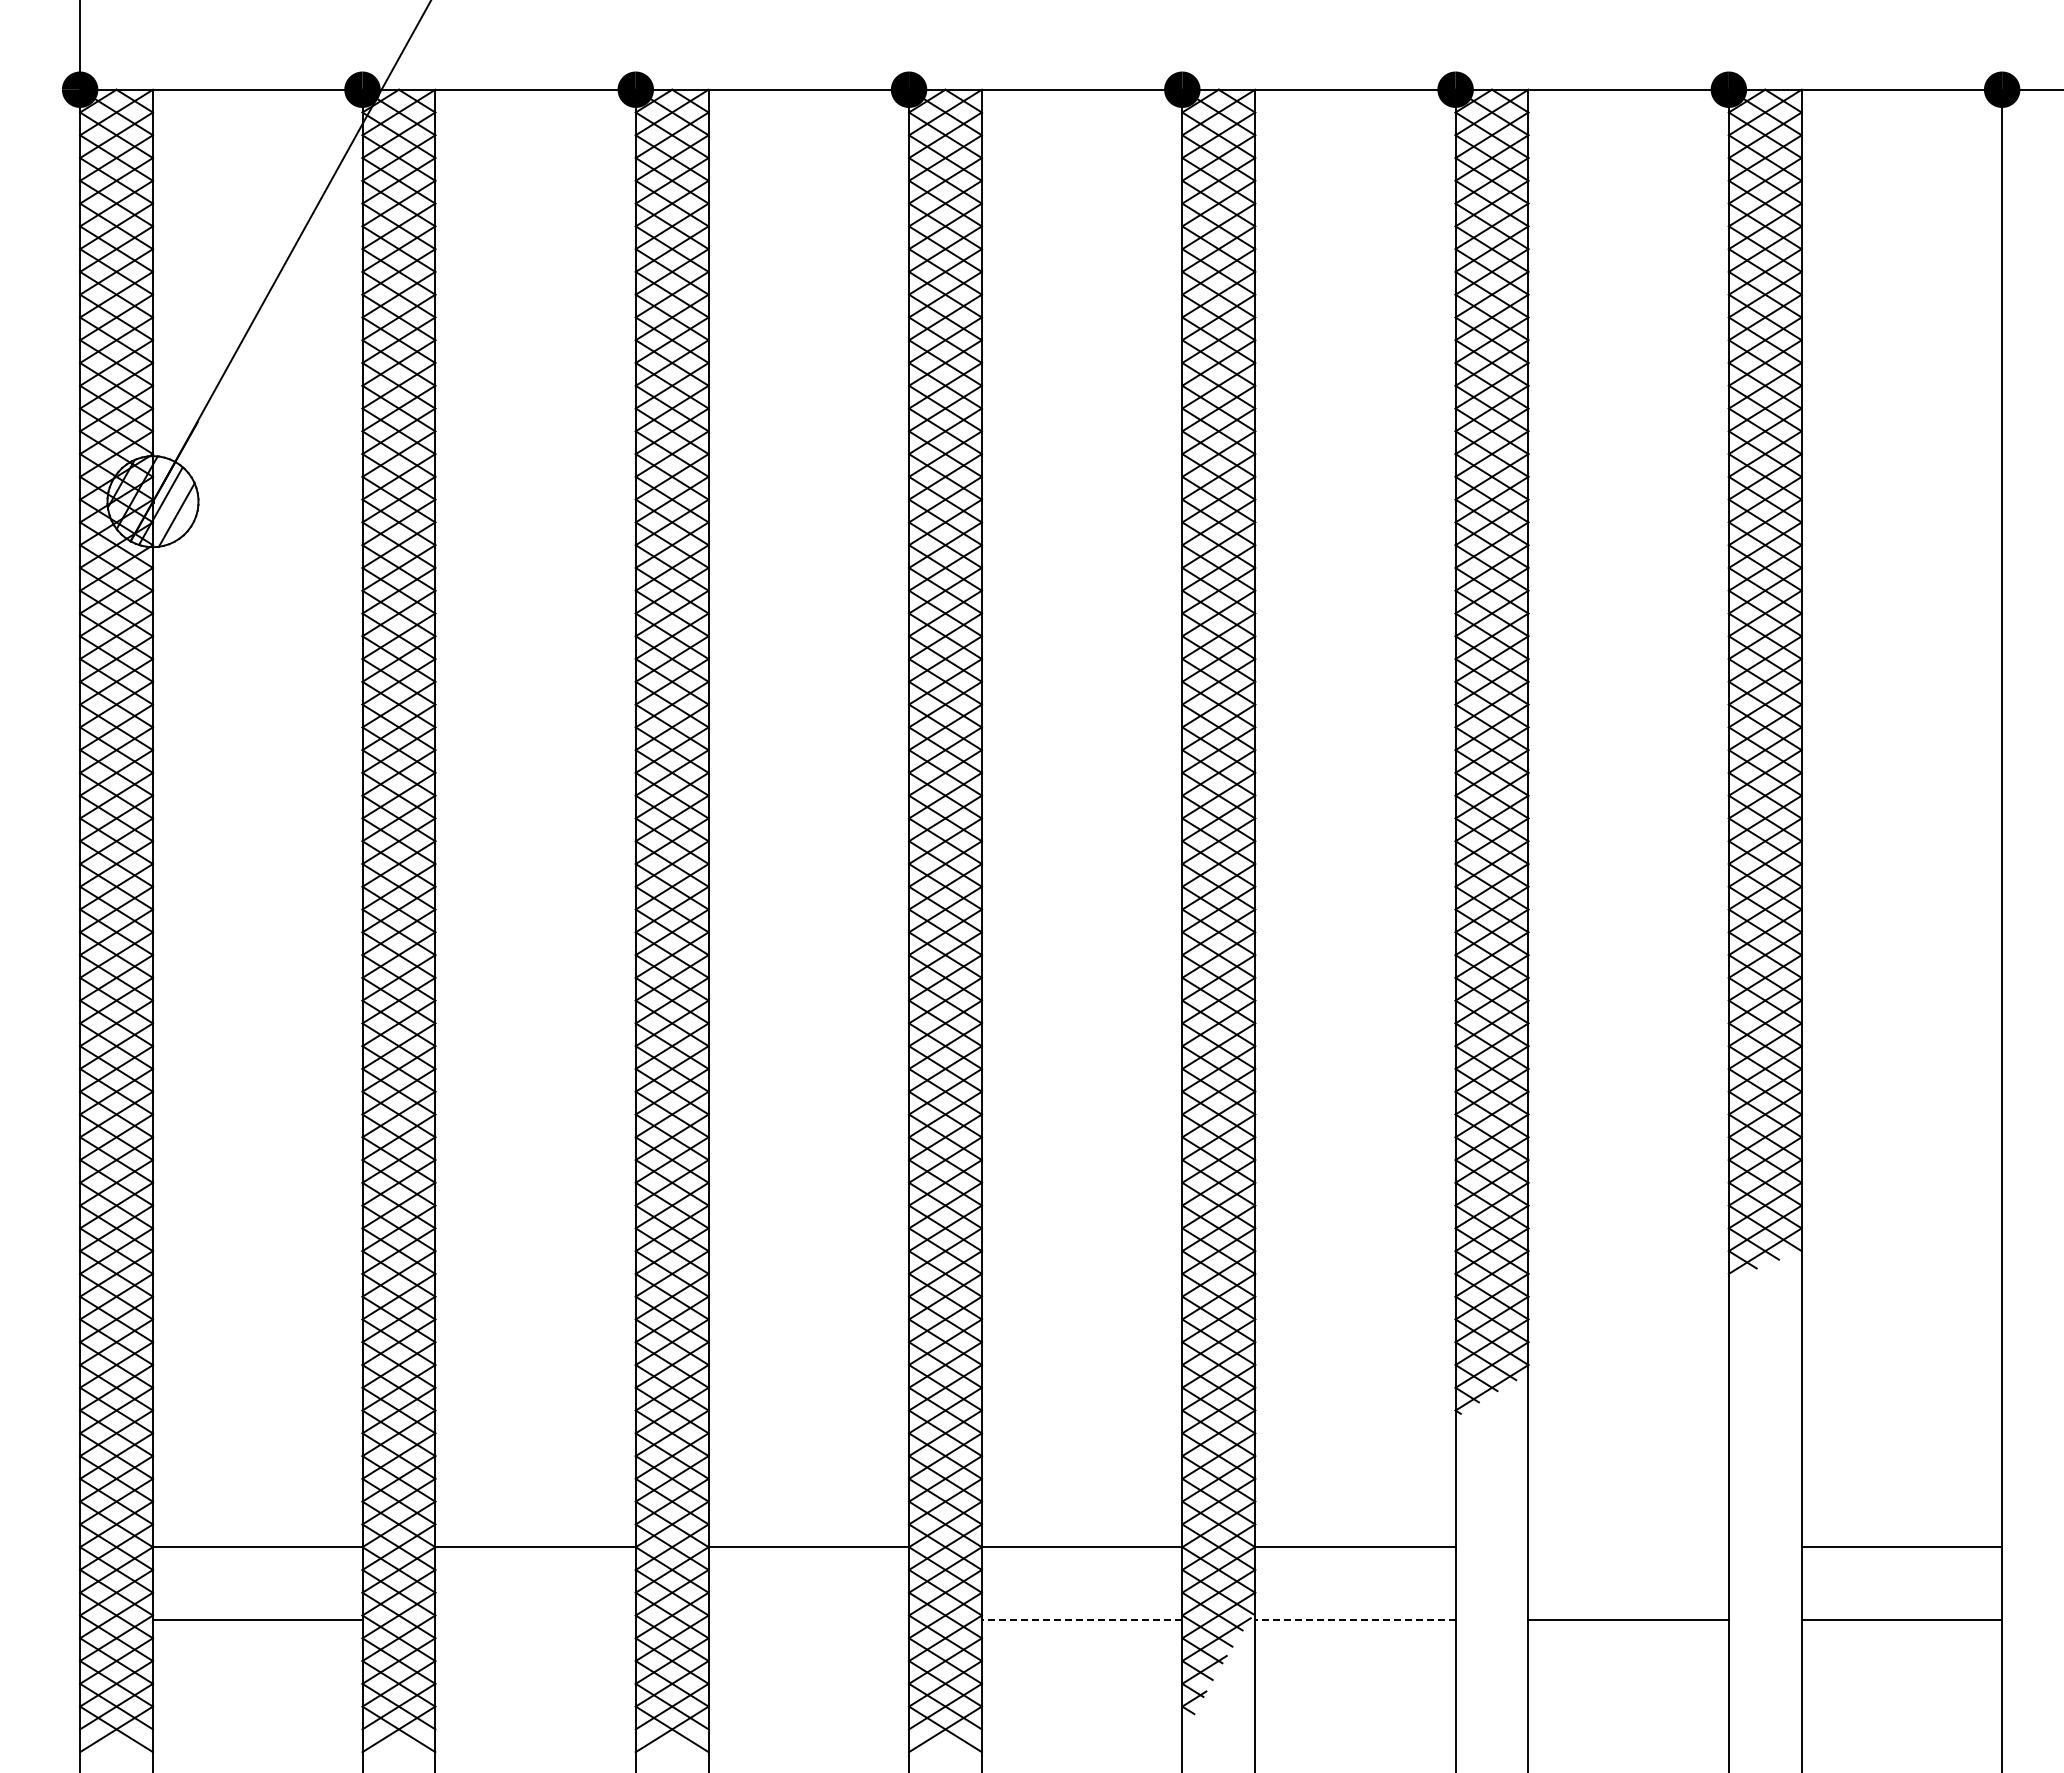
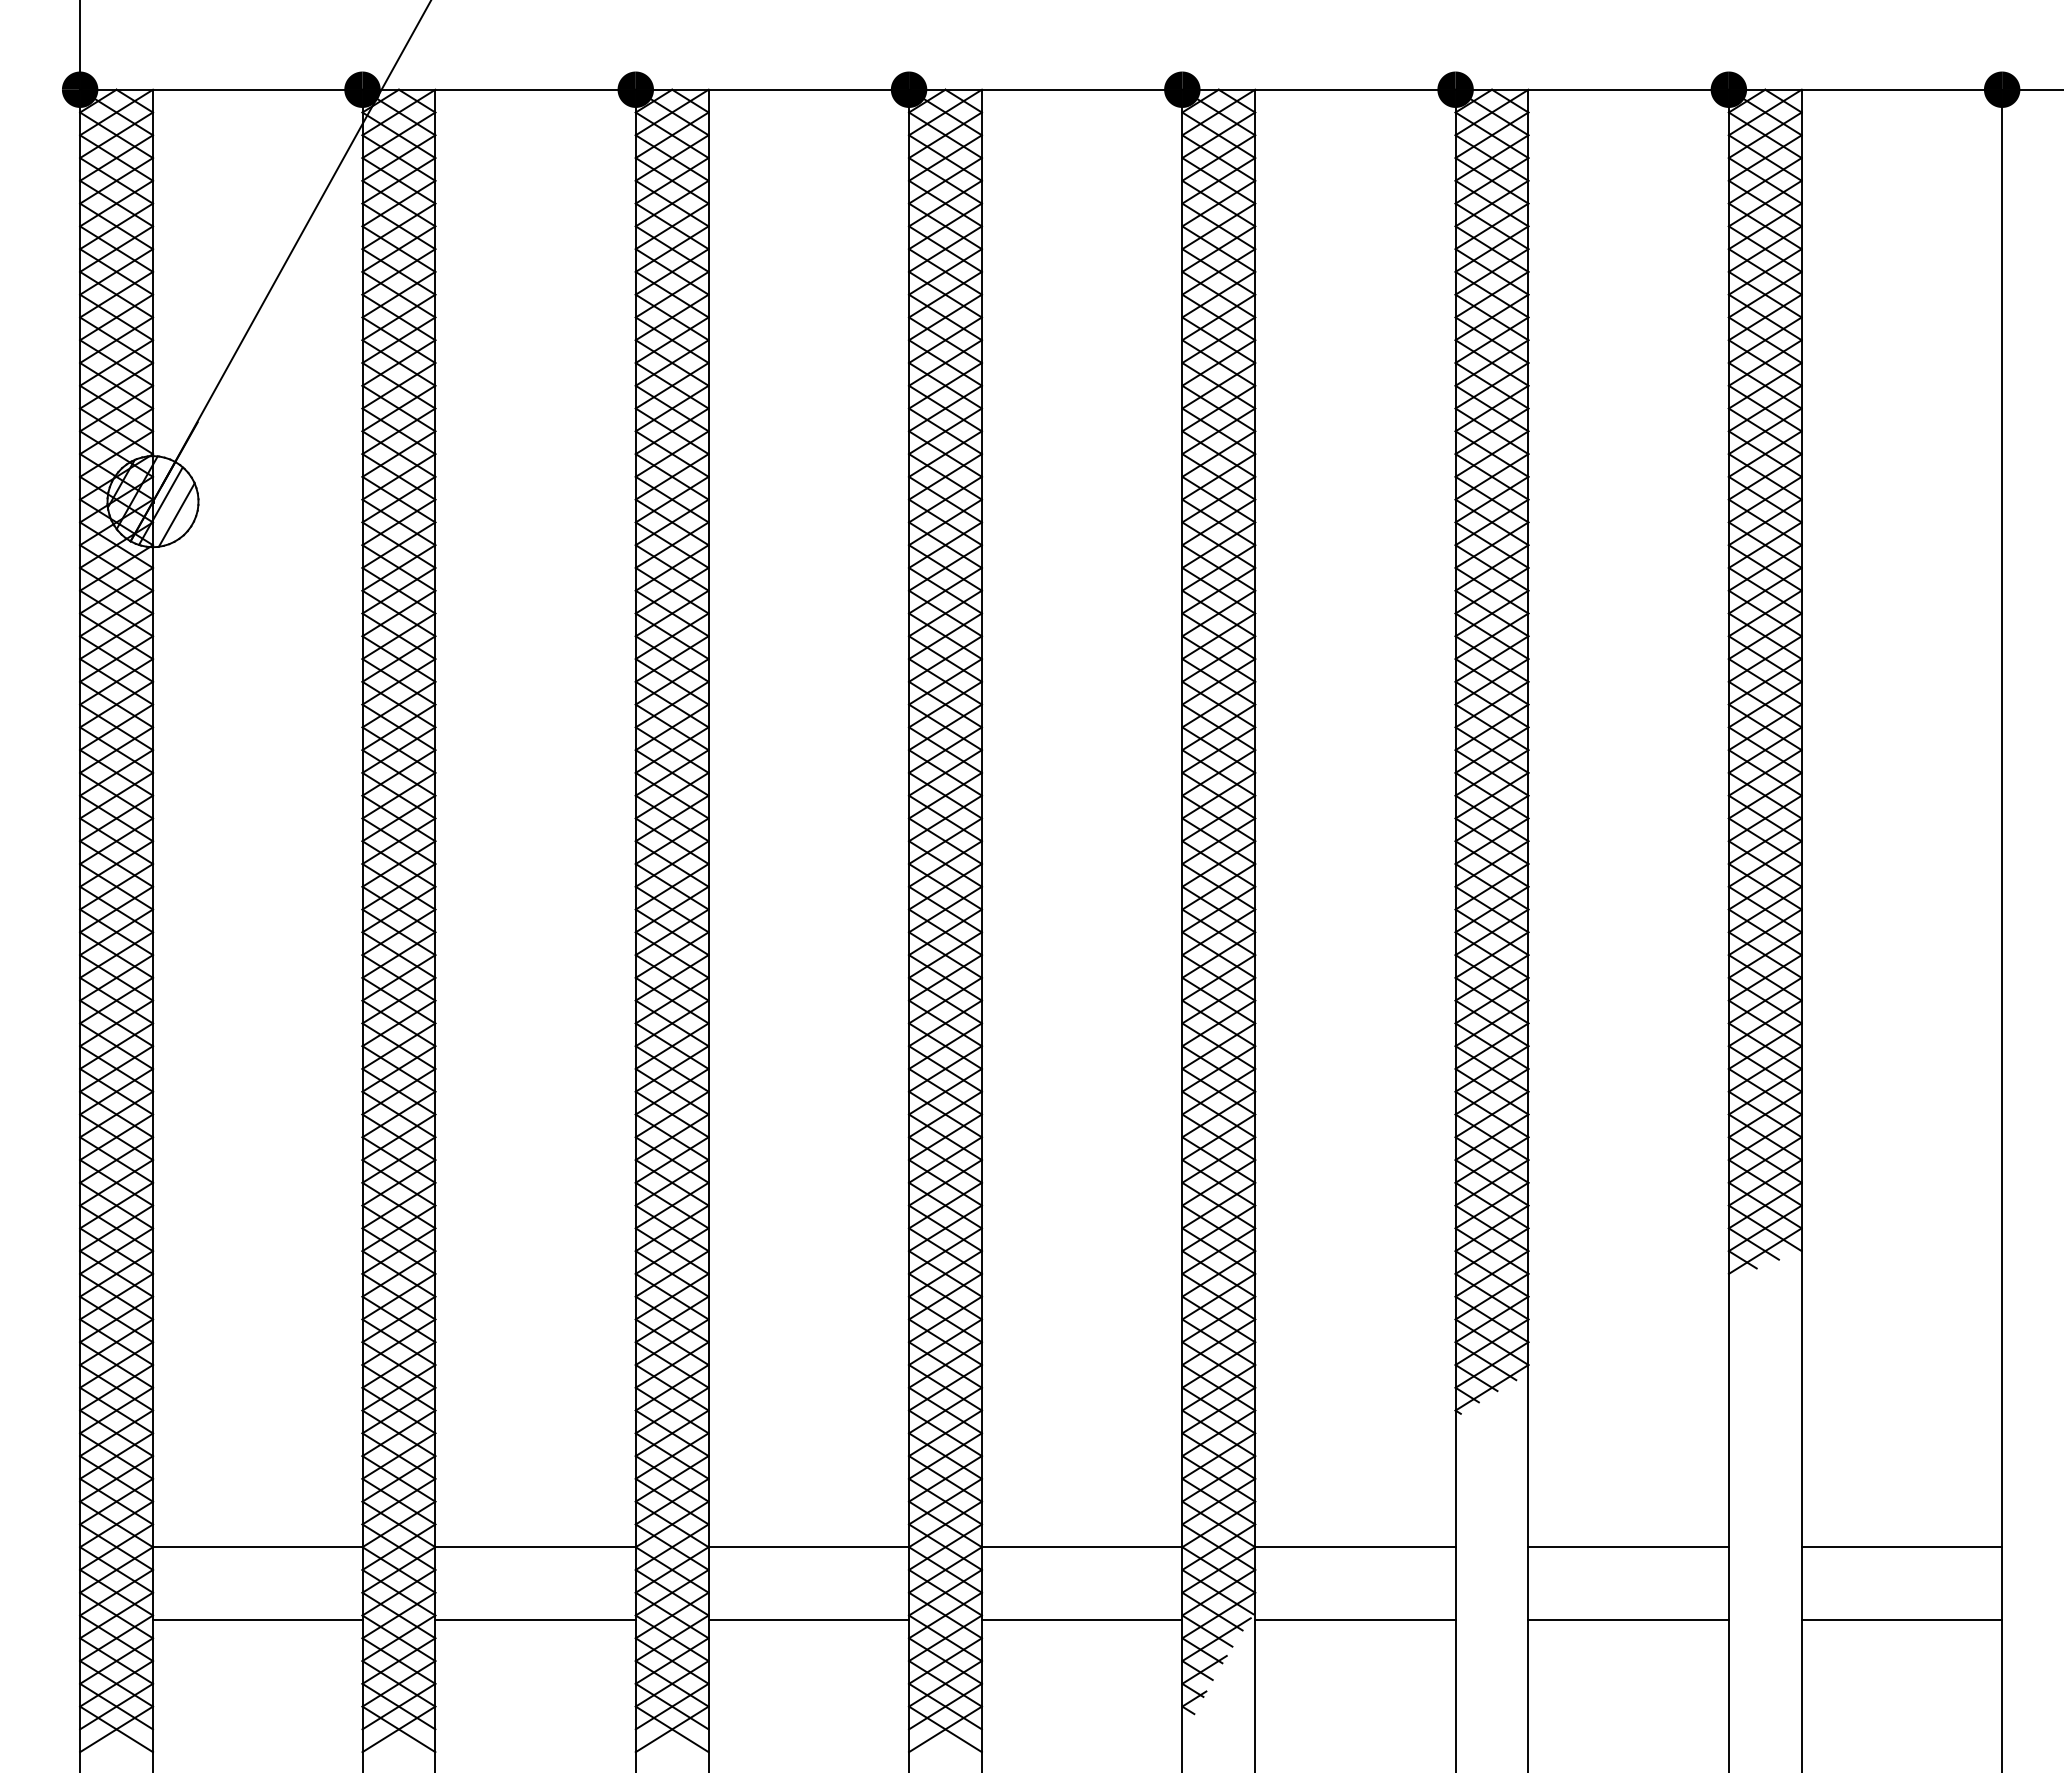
line: none -> present (1628, 1547)
line: none -> present (535, 1620)
line: none -> present (808, 1620)
line: dashed -> solid (1081, 1620)
line: dashed -> solid (1354, 1620)
